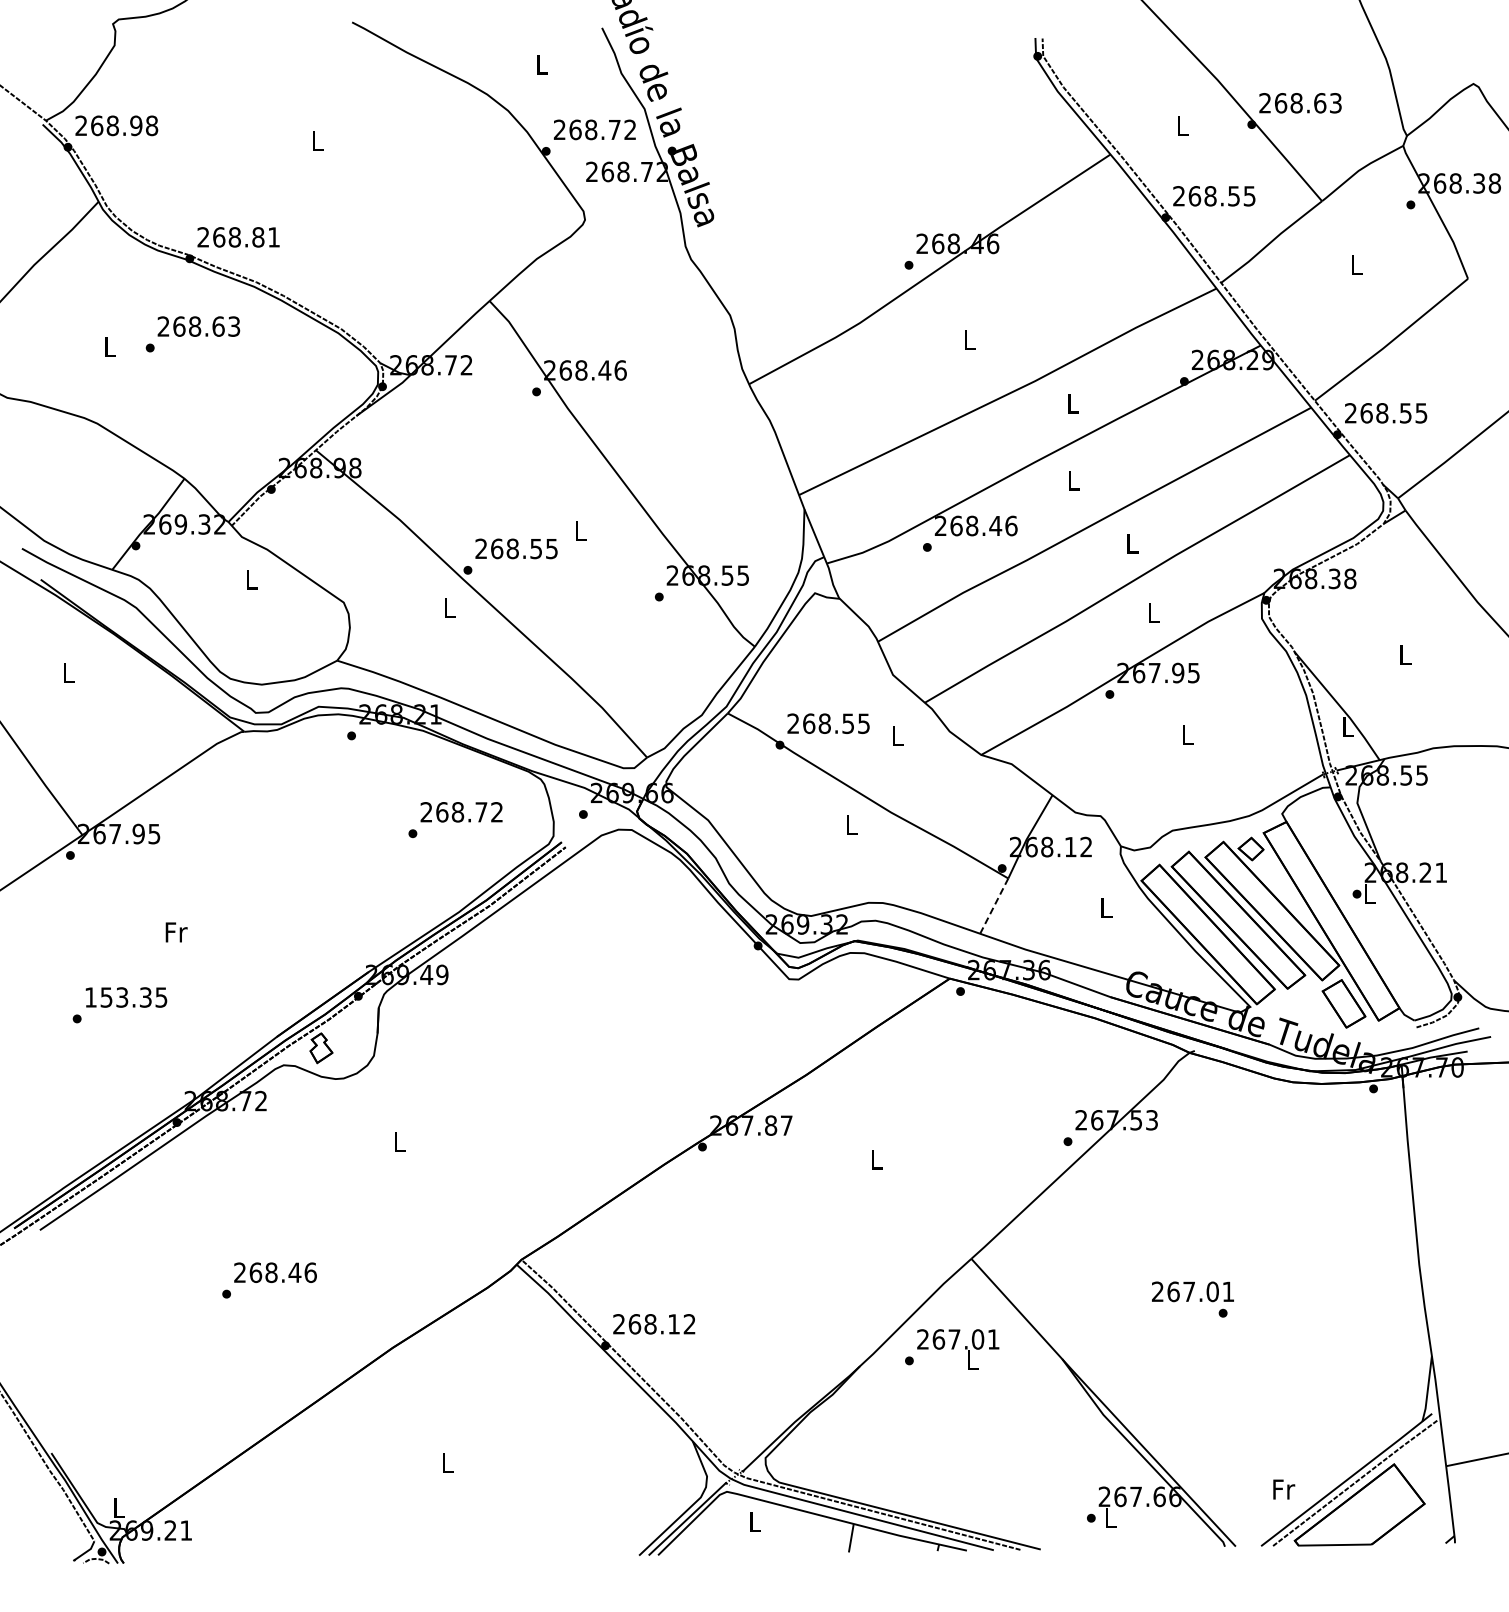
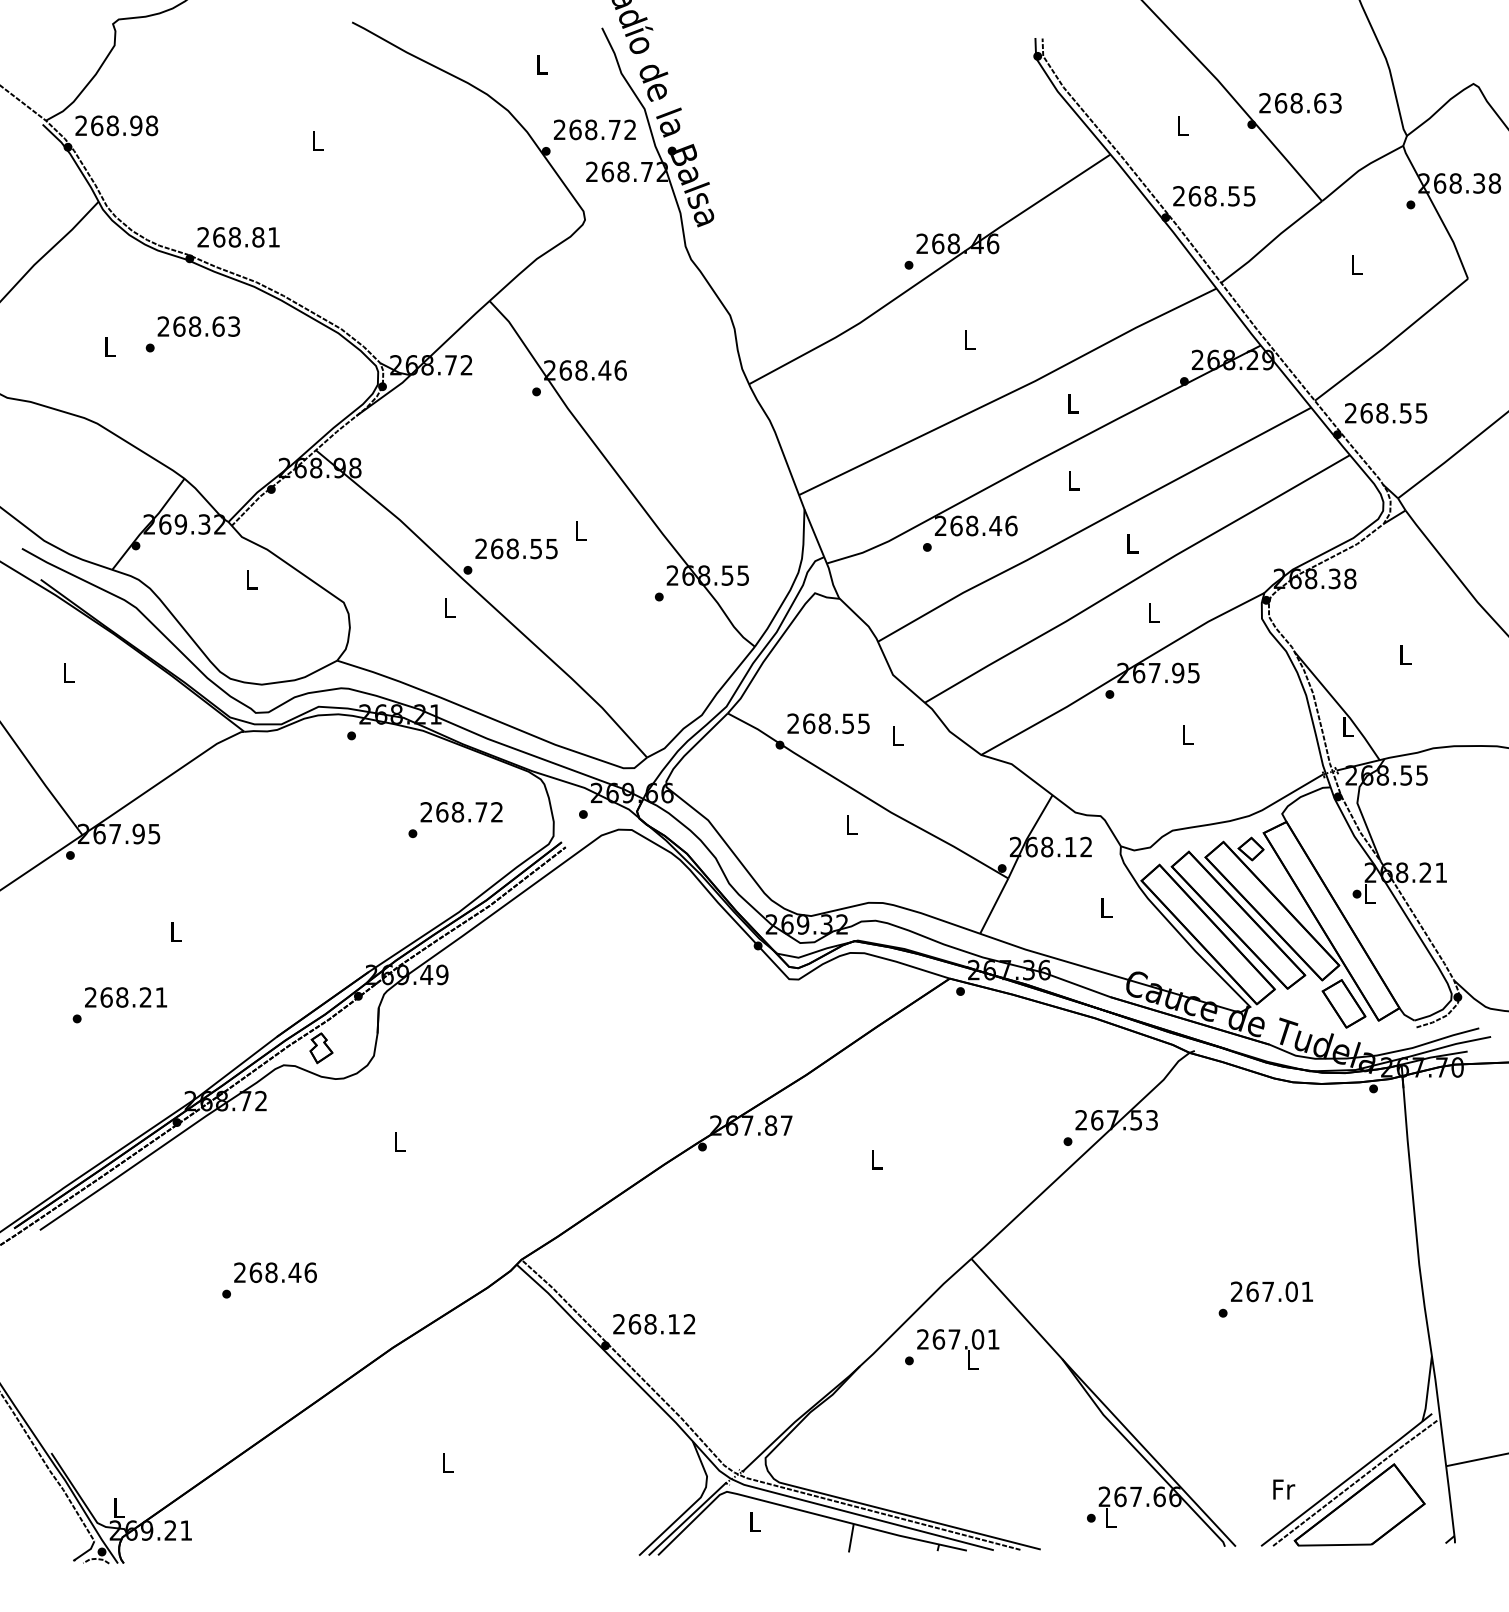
line: dashed -> solid (994, 906)
text: Fr -> L (176, 932)
text: 153.35 -> 268.21 (126, 997)
text position: (1192, 1291) -> (1271, 1291) (1271, 1291)
